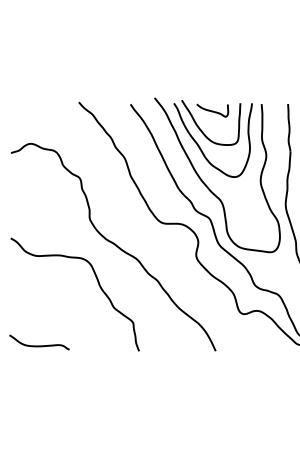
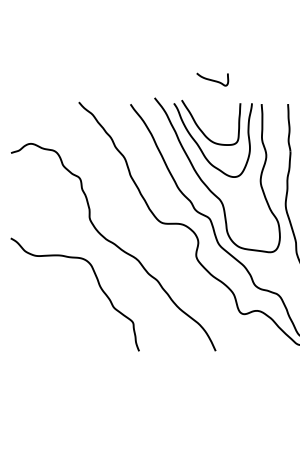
curve position: (212, 110) -> (212, 79) (212, 79)
curve: present -> none (39, 345)
